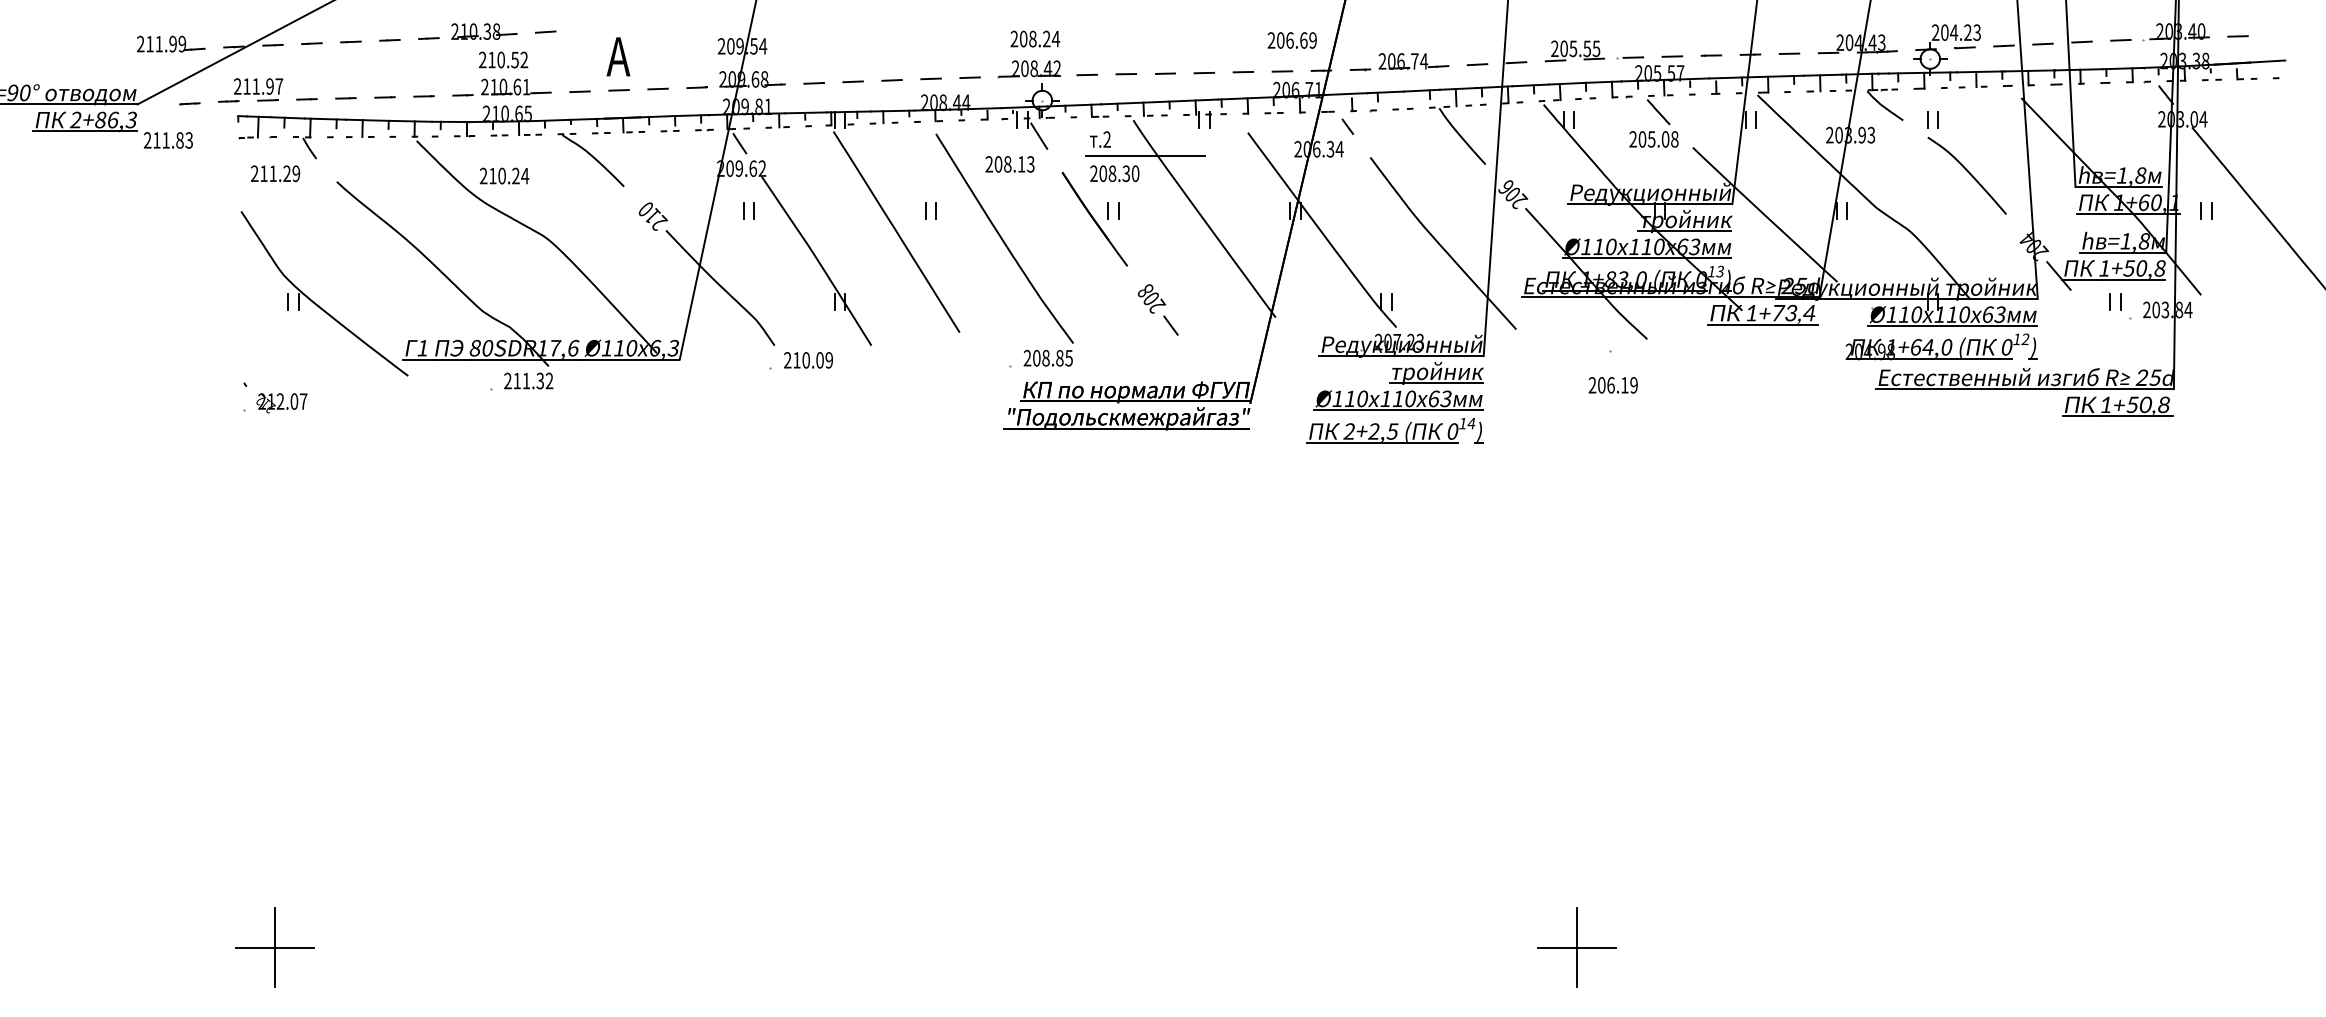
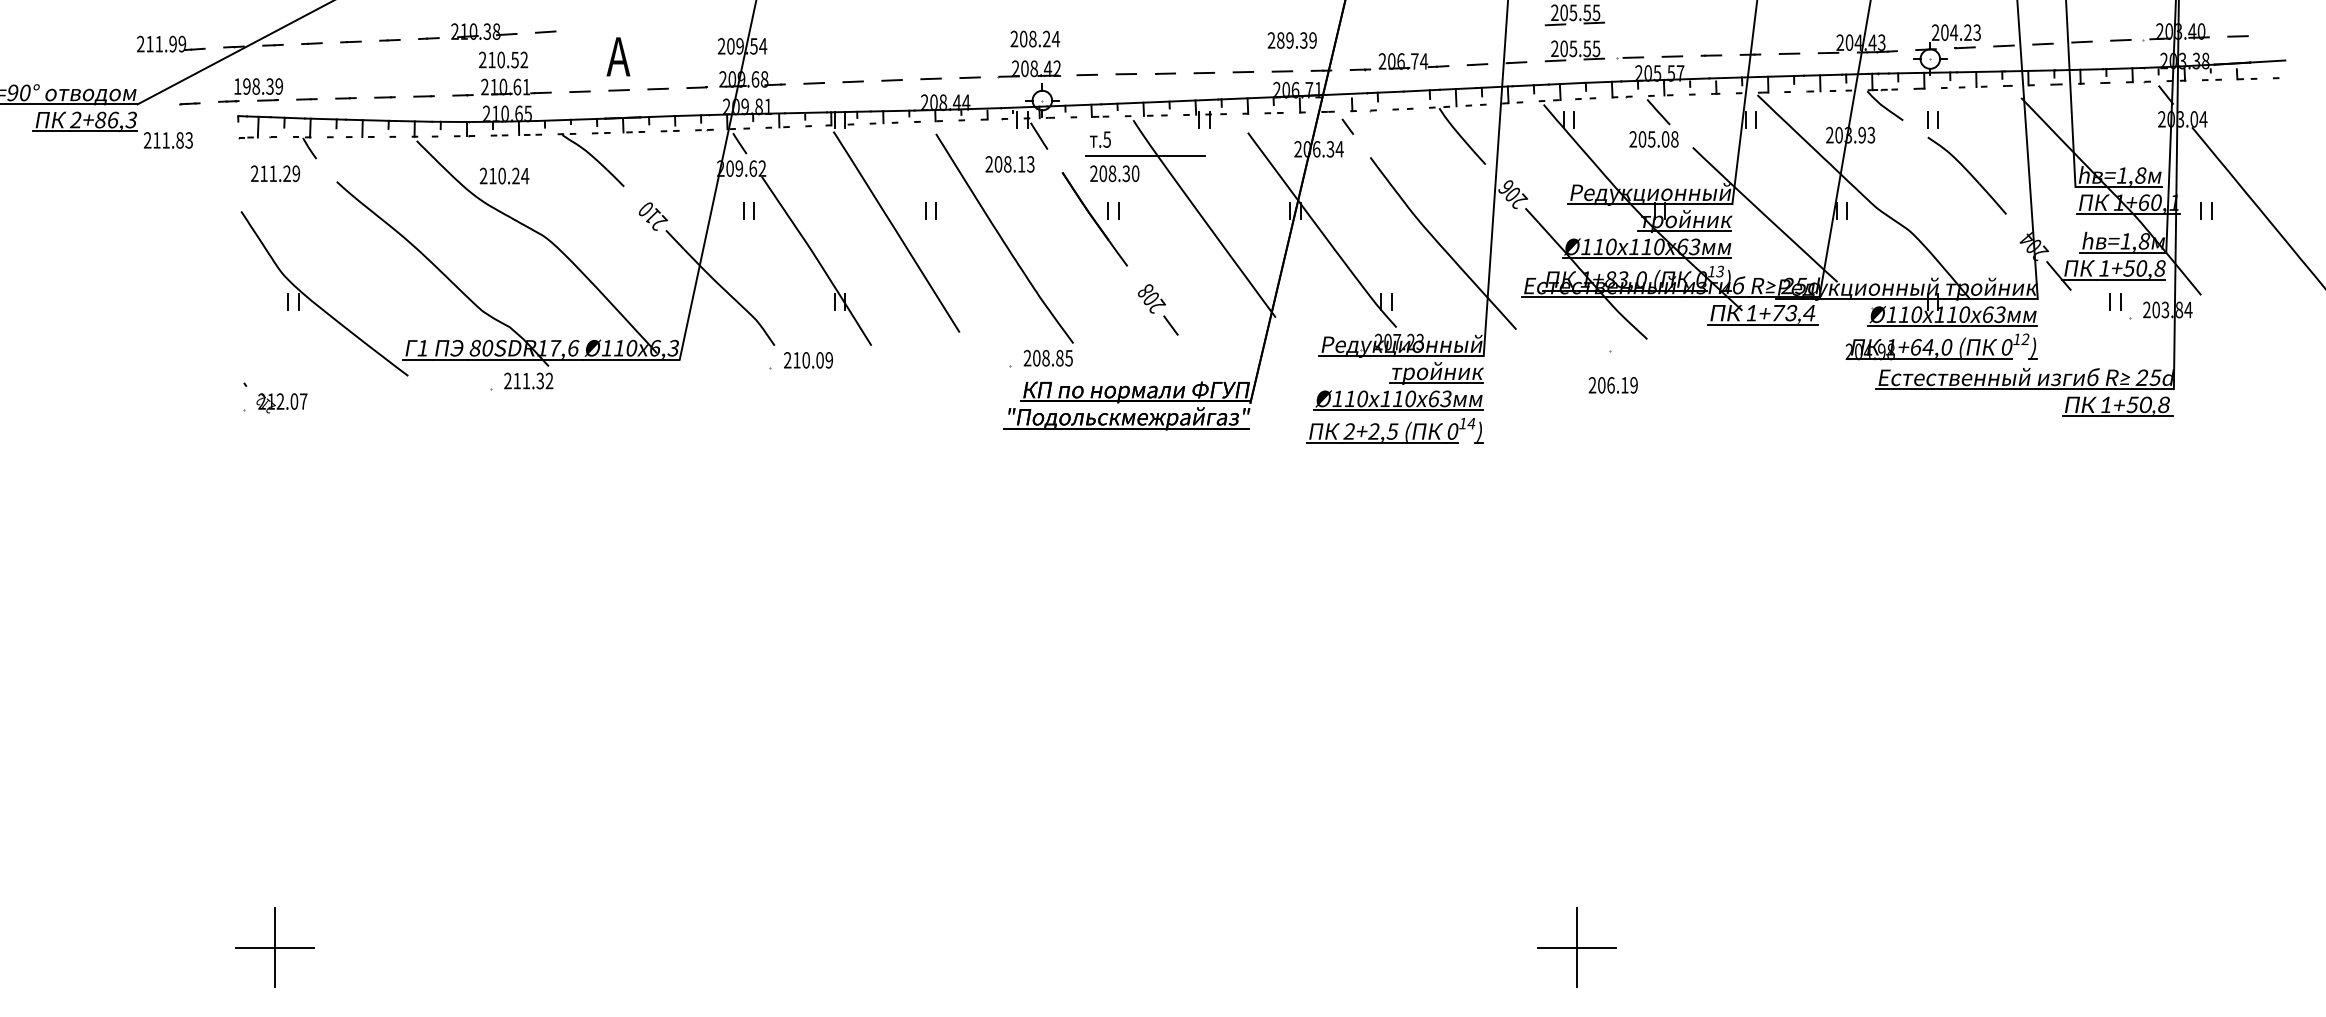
part: none -> present (1574, 15)
text: 206.69 -> 289.39 (1292, 40)
text: 211.97 -> 198.39 (258, 86)
text: .2 -> .5 (1106, 139)
